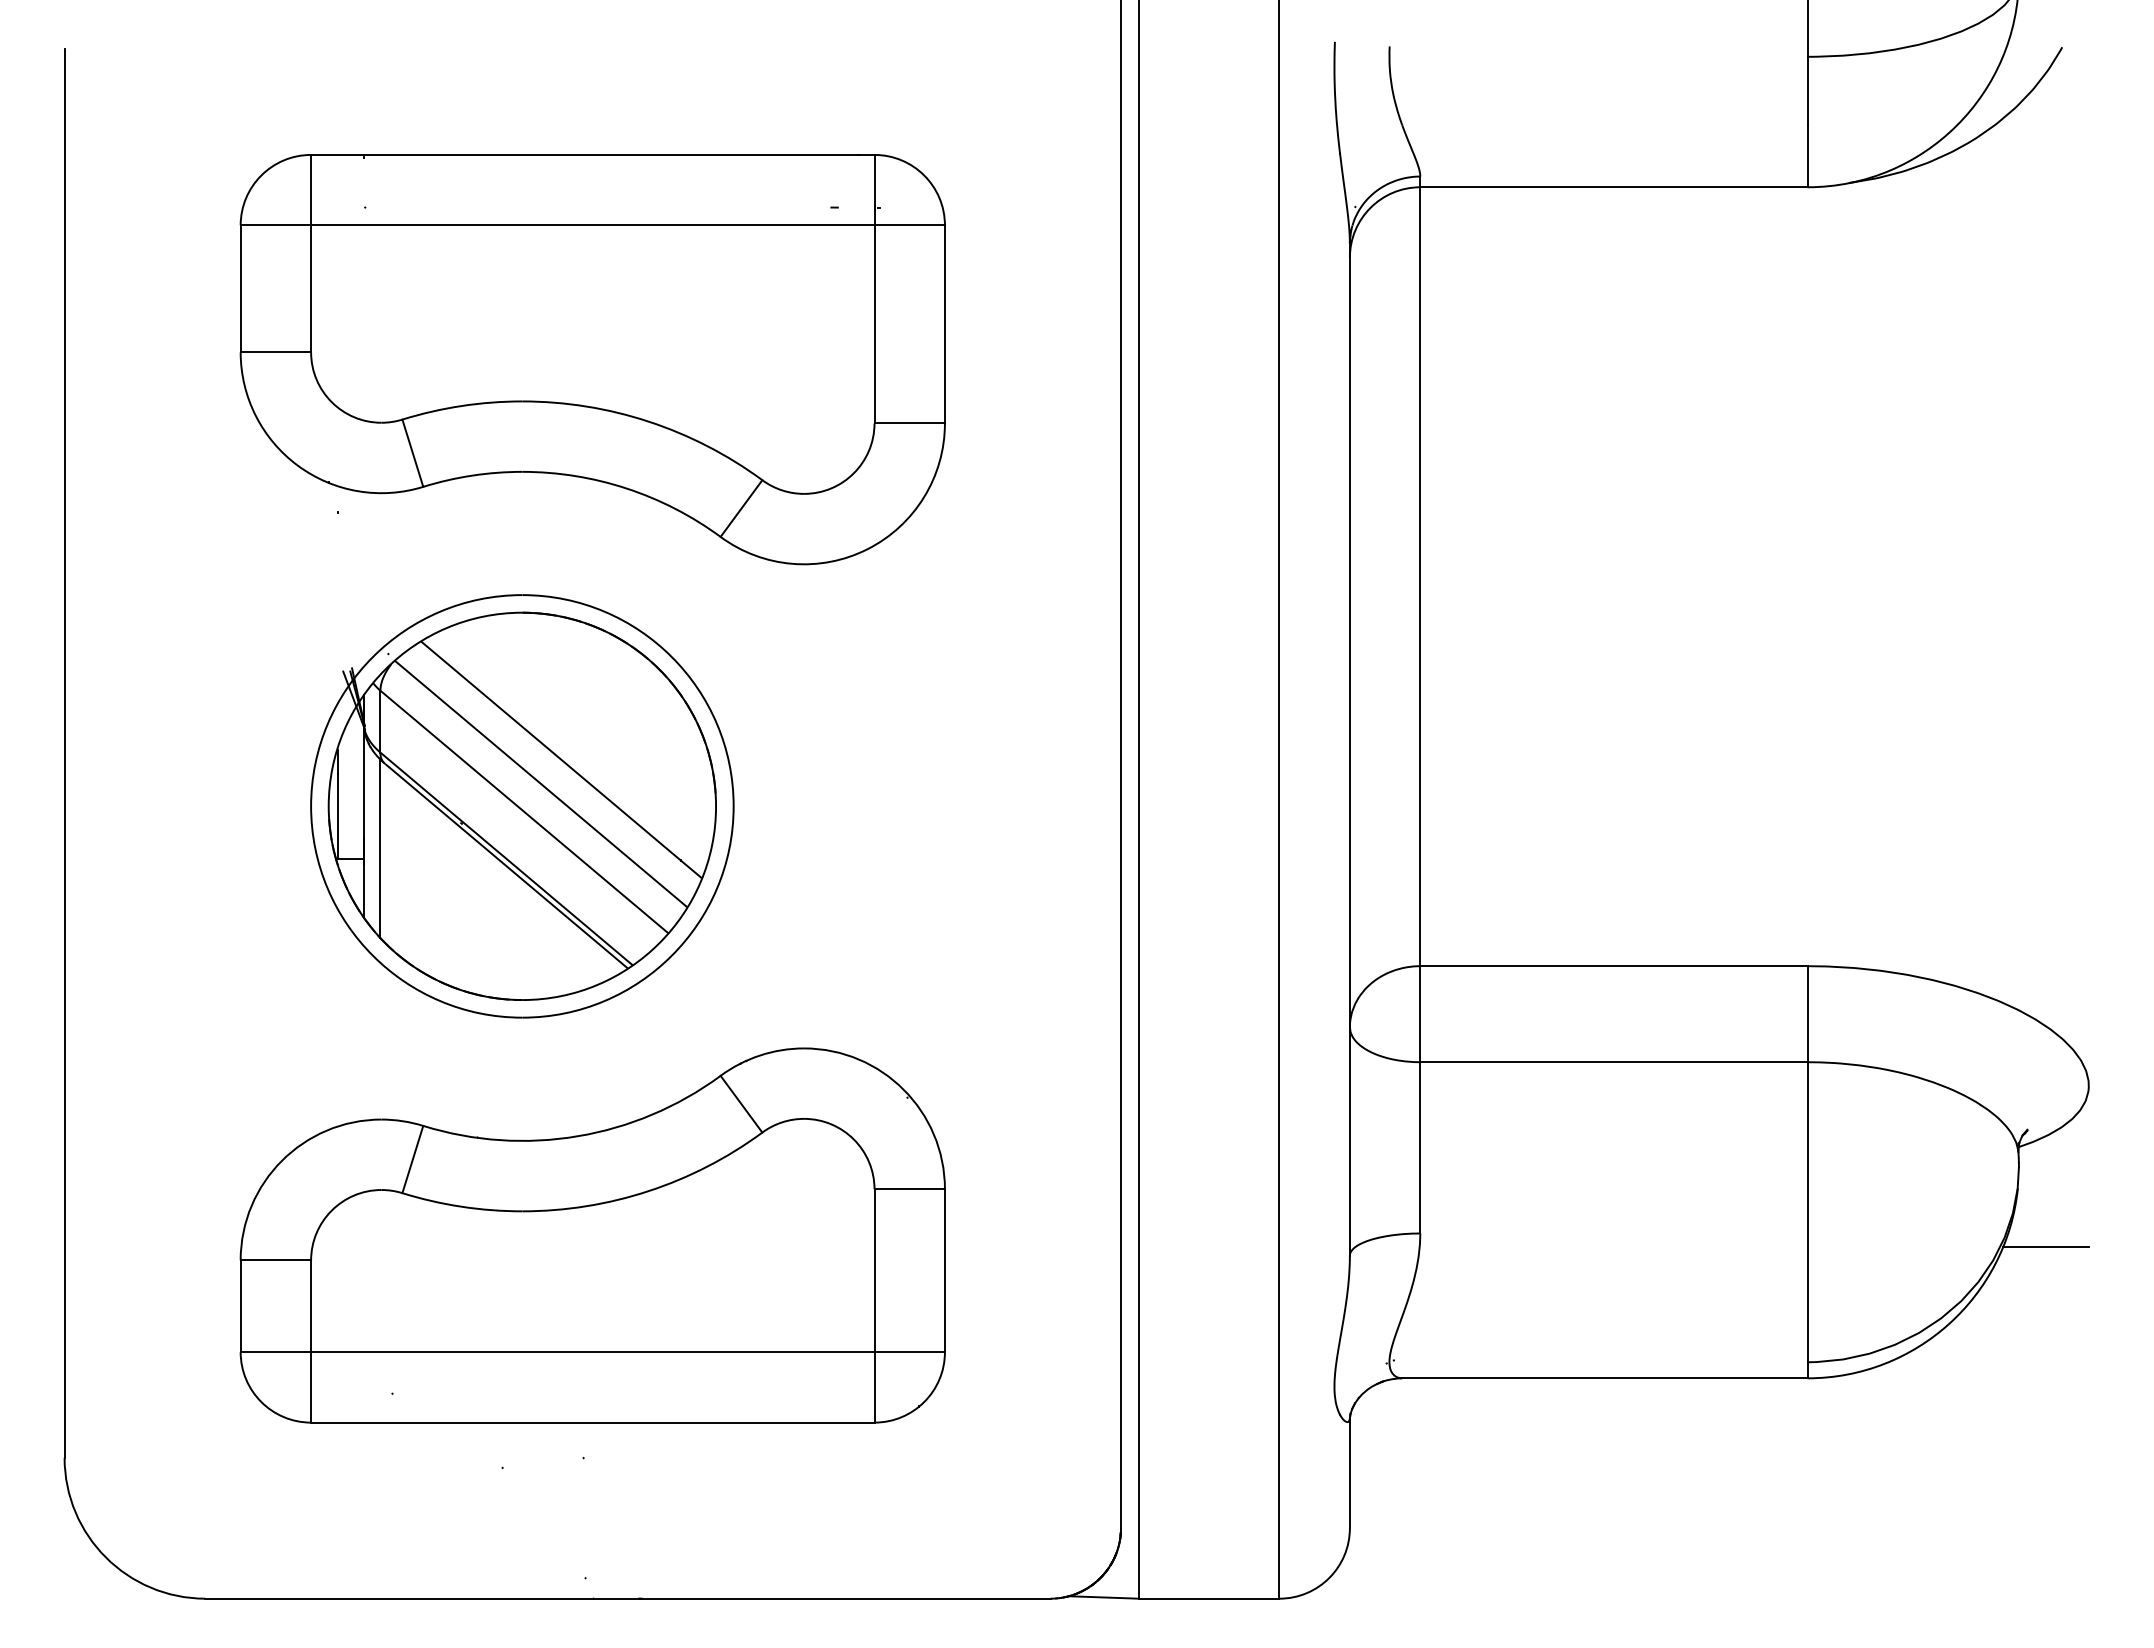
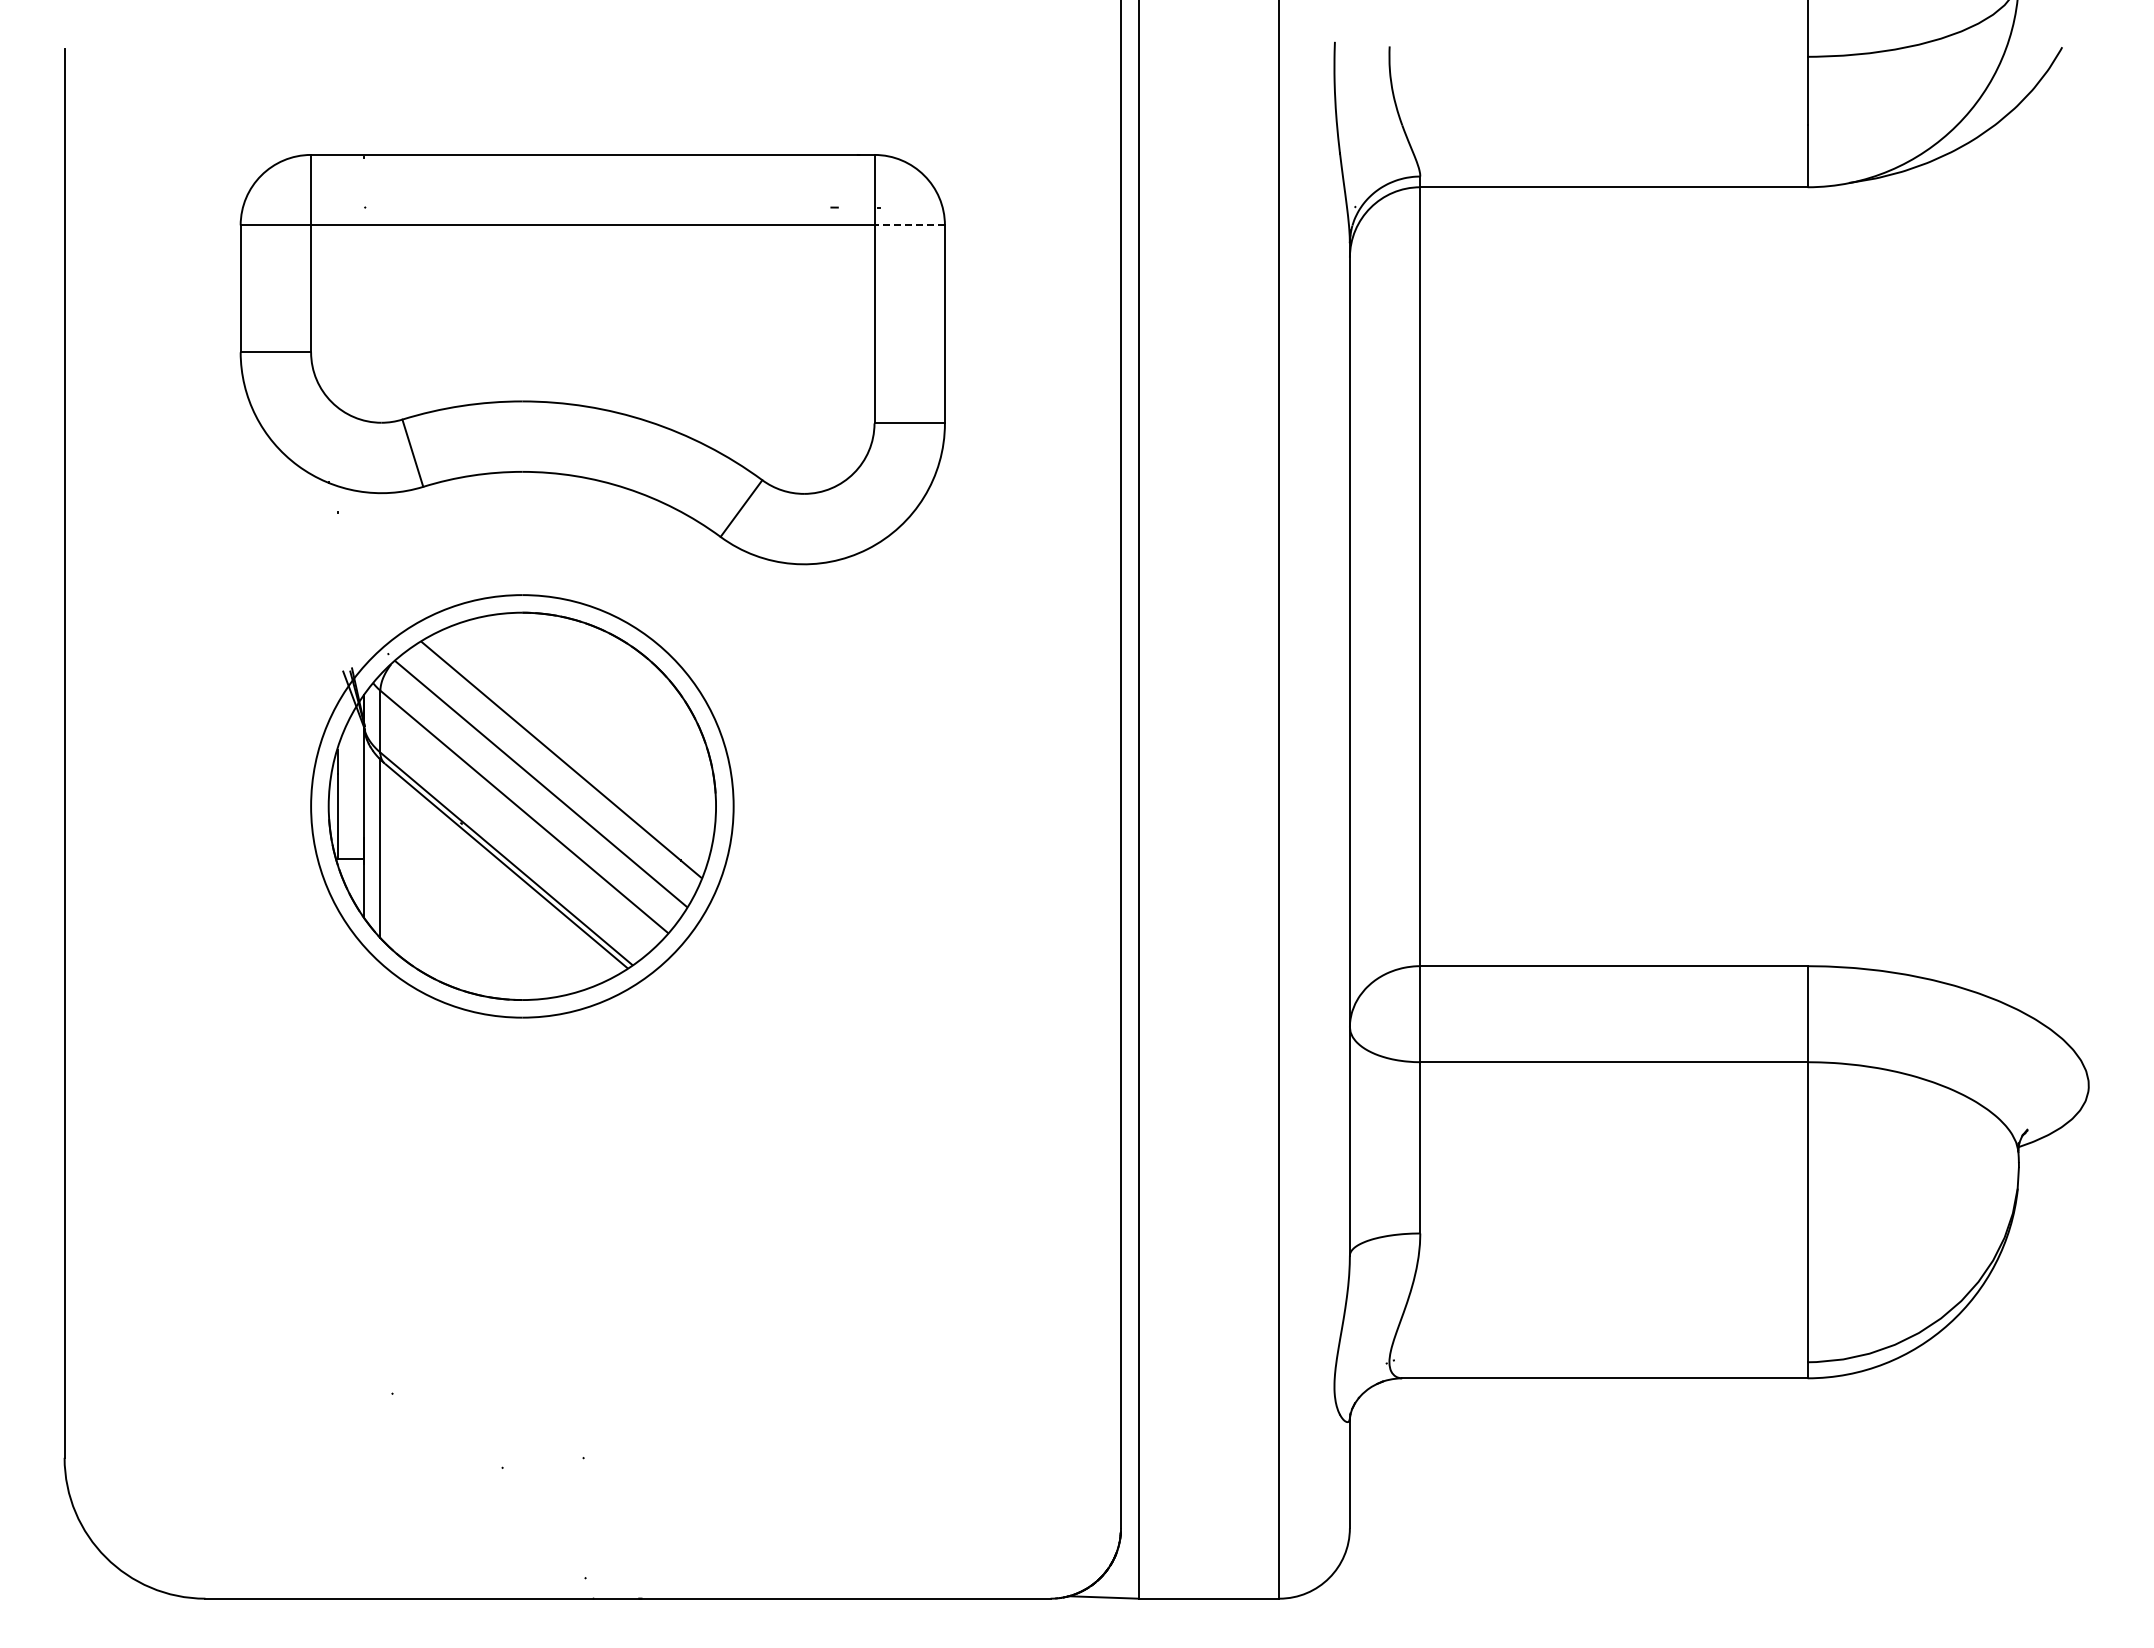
line: solid -> dashed (909, 225)
part: present -> none (592, 1235)
line: present -> none (2045, 1246)
